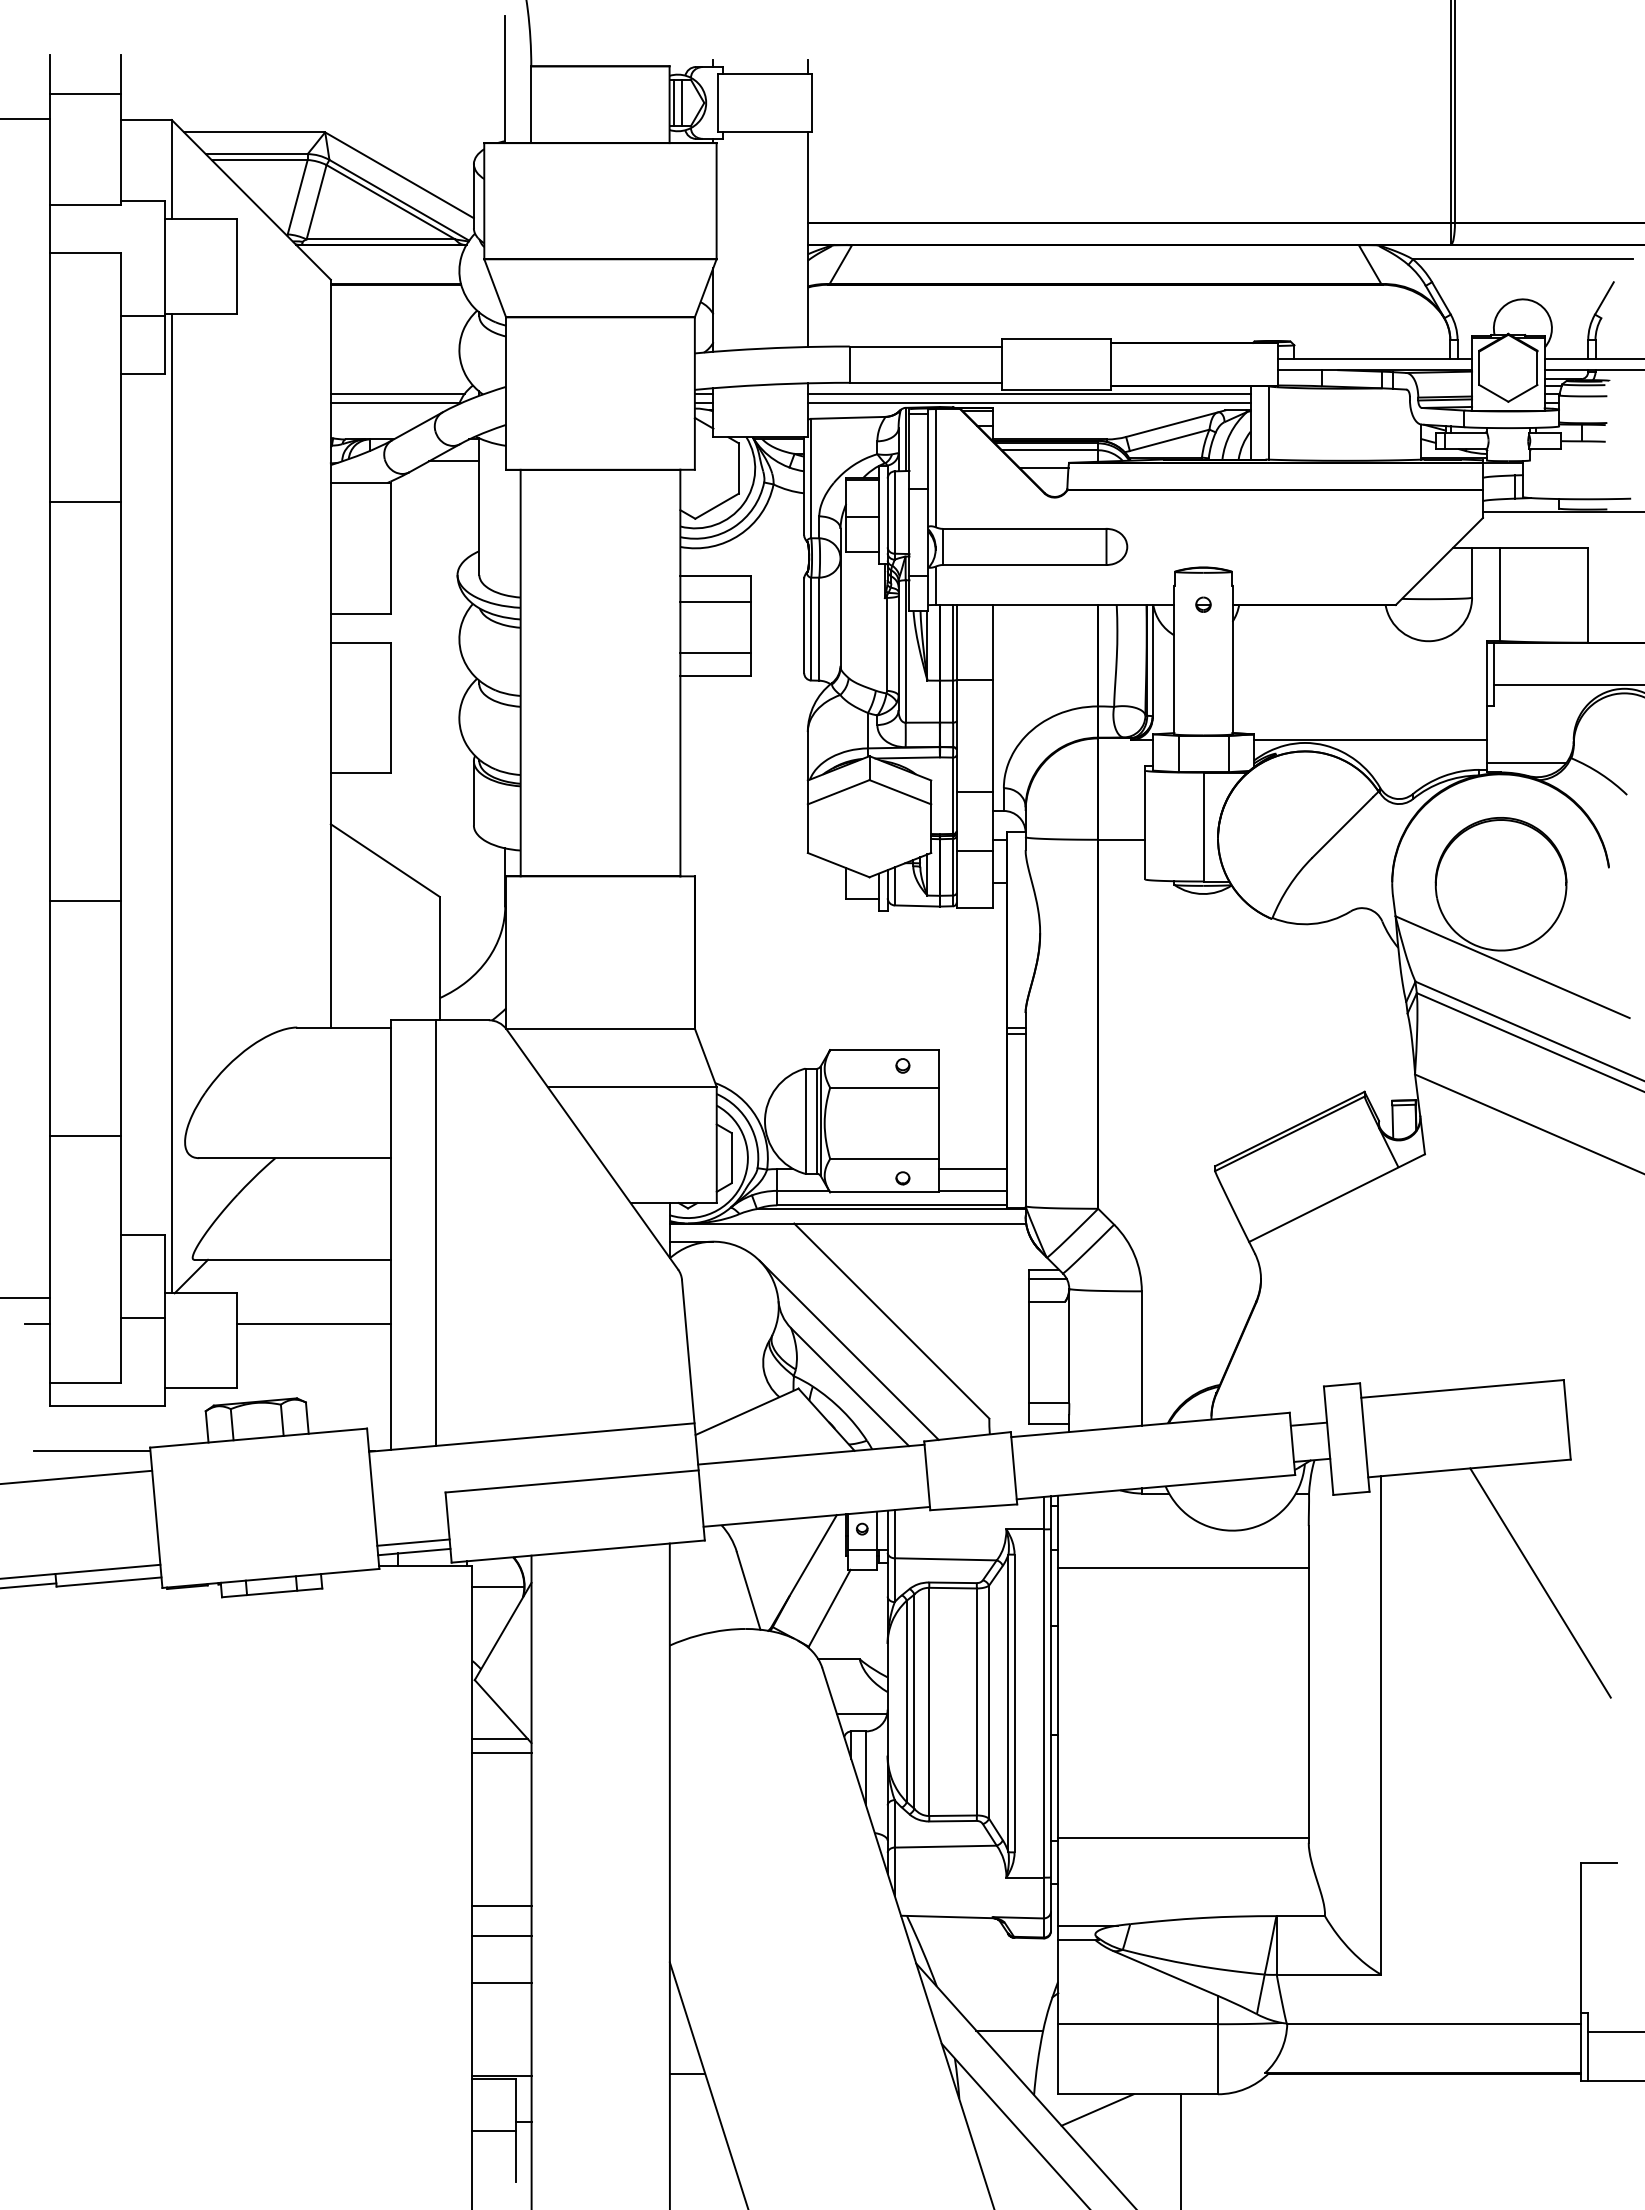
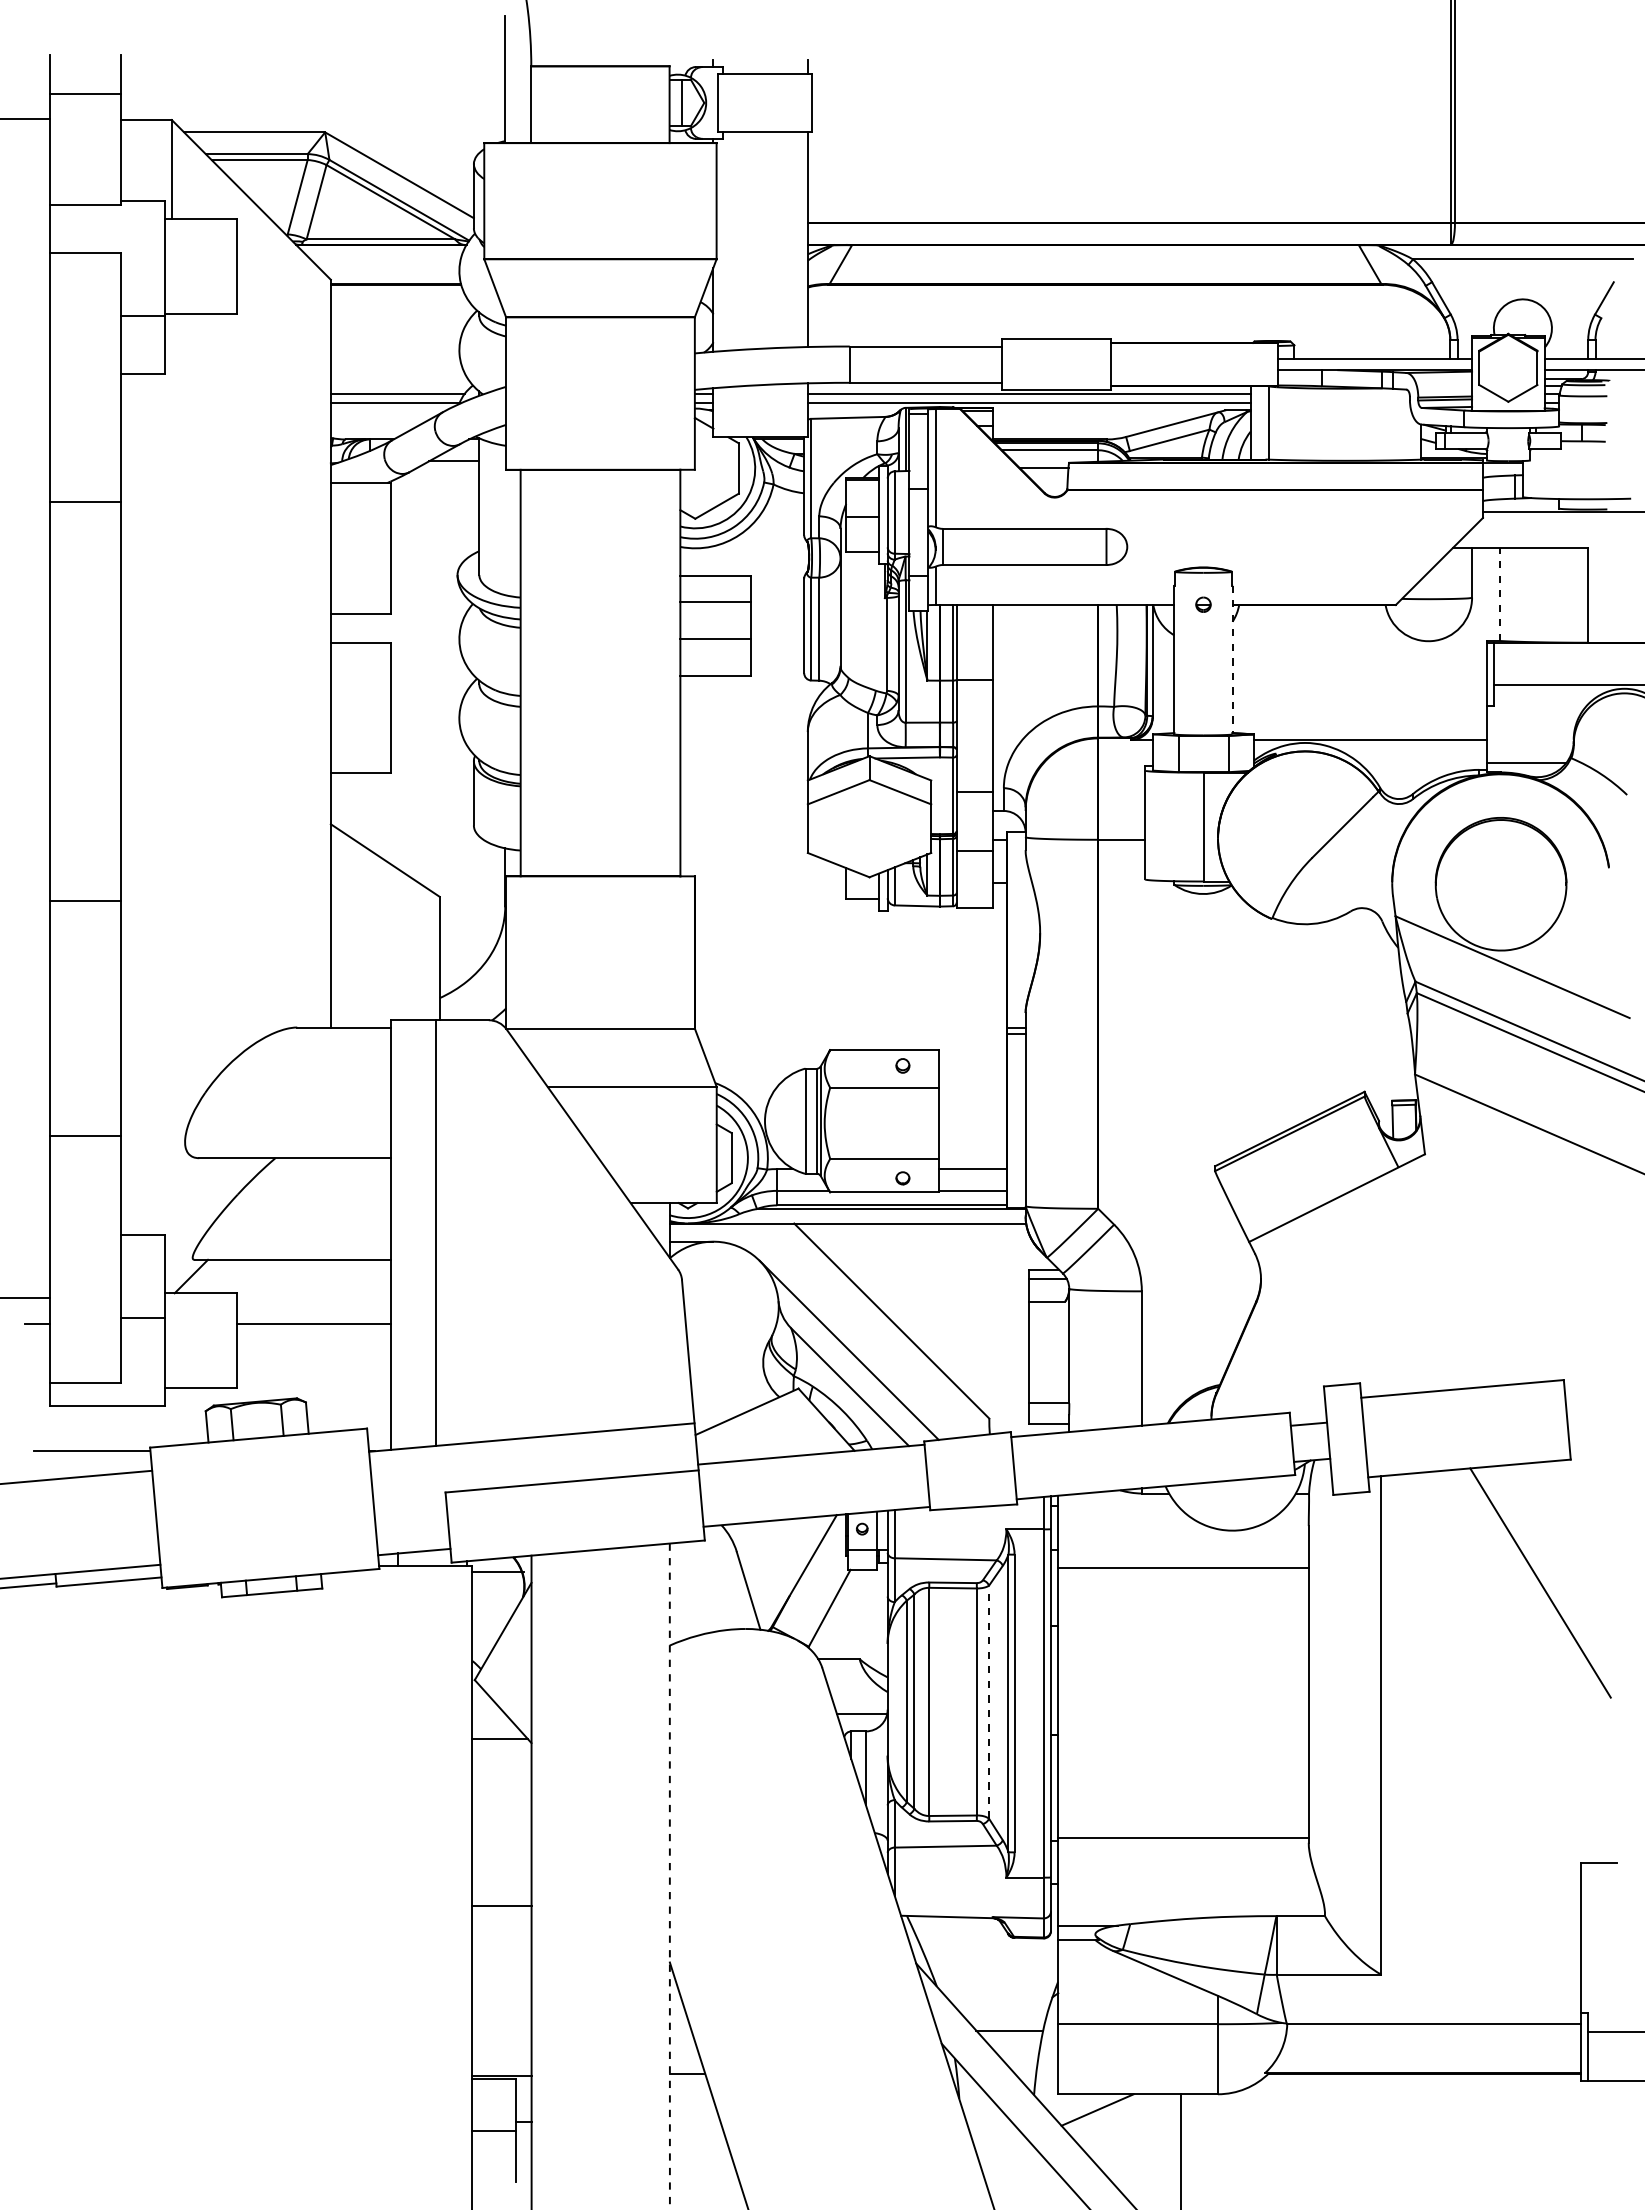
line: present -> none (673, 102)
line: solid -> dashed (1500, 594)
line position: (715, 652) -> (715, 638) (715, 638)
line: solid -> dashed (1232, 660)
line: present -> none (171, 803)
line: present -> none (413, 1542)
line position: (498, 1586) -> (498, 1571) (498, 1571)
line: solid -> dashed (989, 1701)
line: present -> none (501, 1753)
line: solid -> dashed (669, 1876)
line: present -> none (501, 1936)
line: present -> none (501, 1982)
